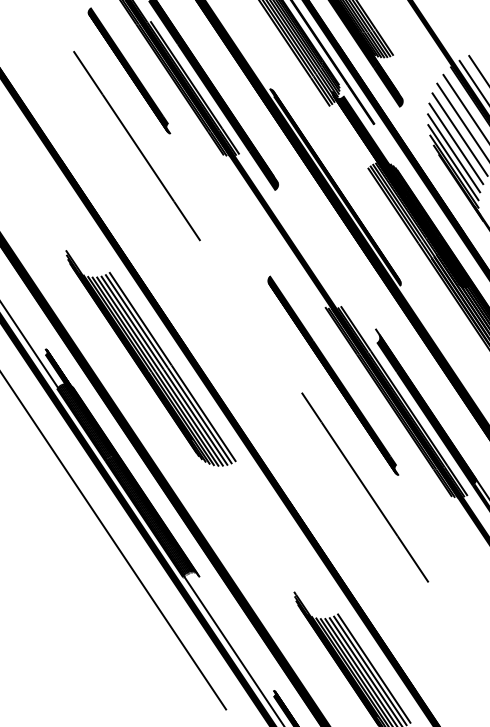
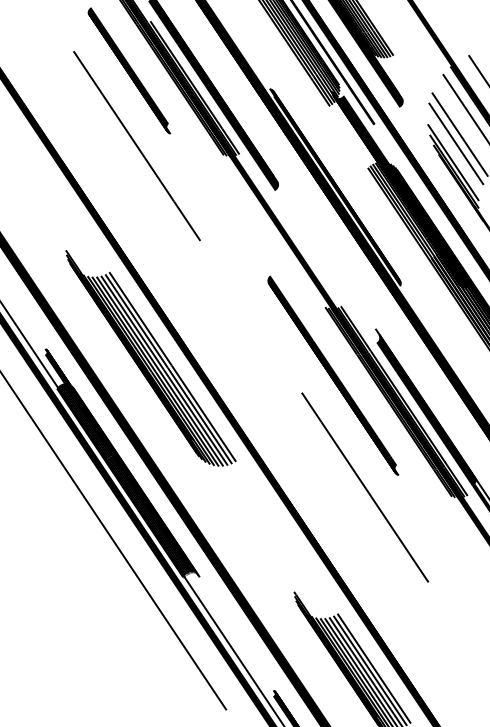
line: present -> none (472, 80)
line: present -> none (461, 119)
line: present -> none (453, 153)
